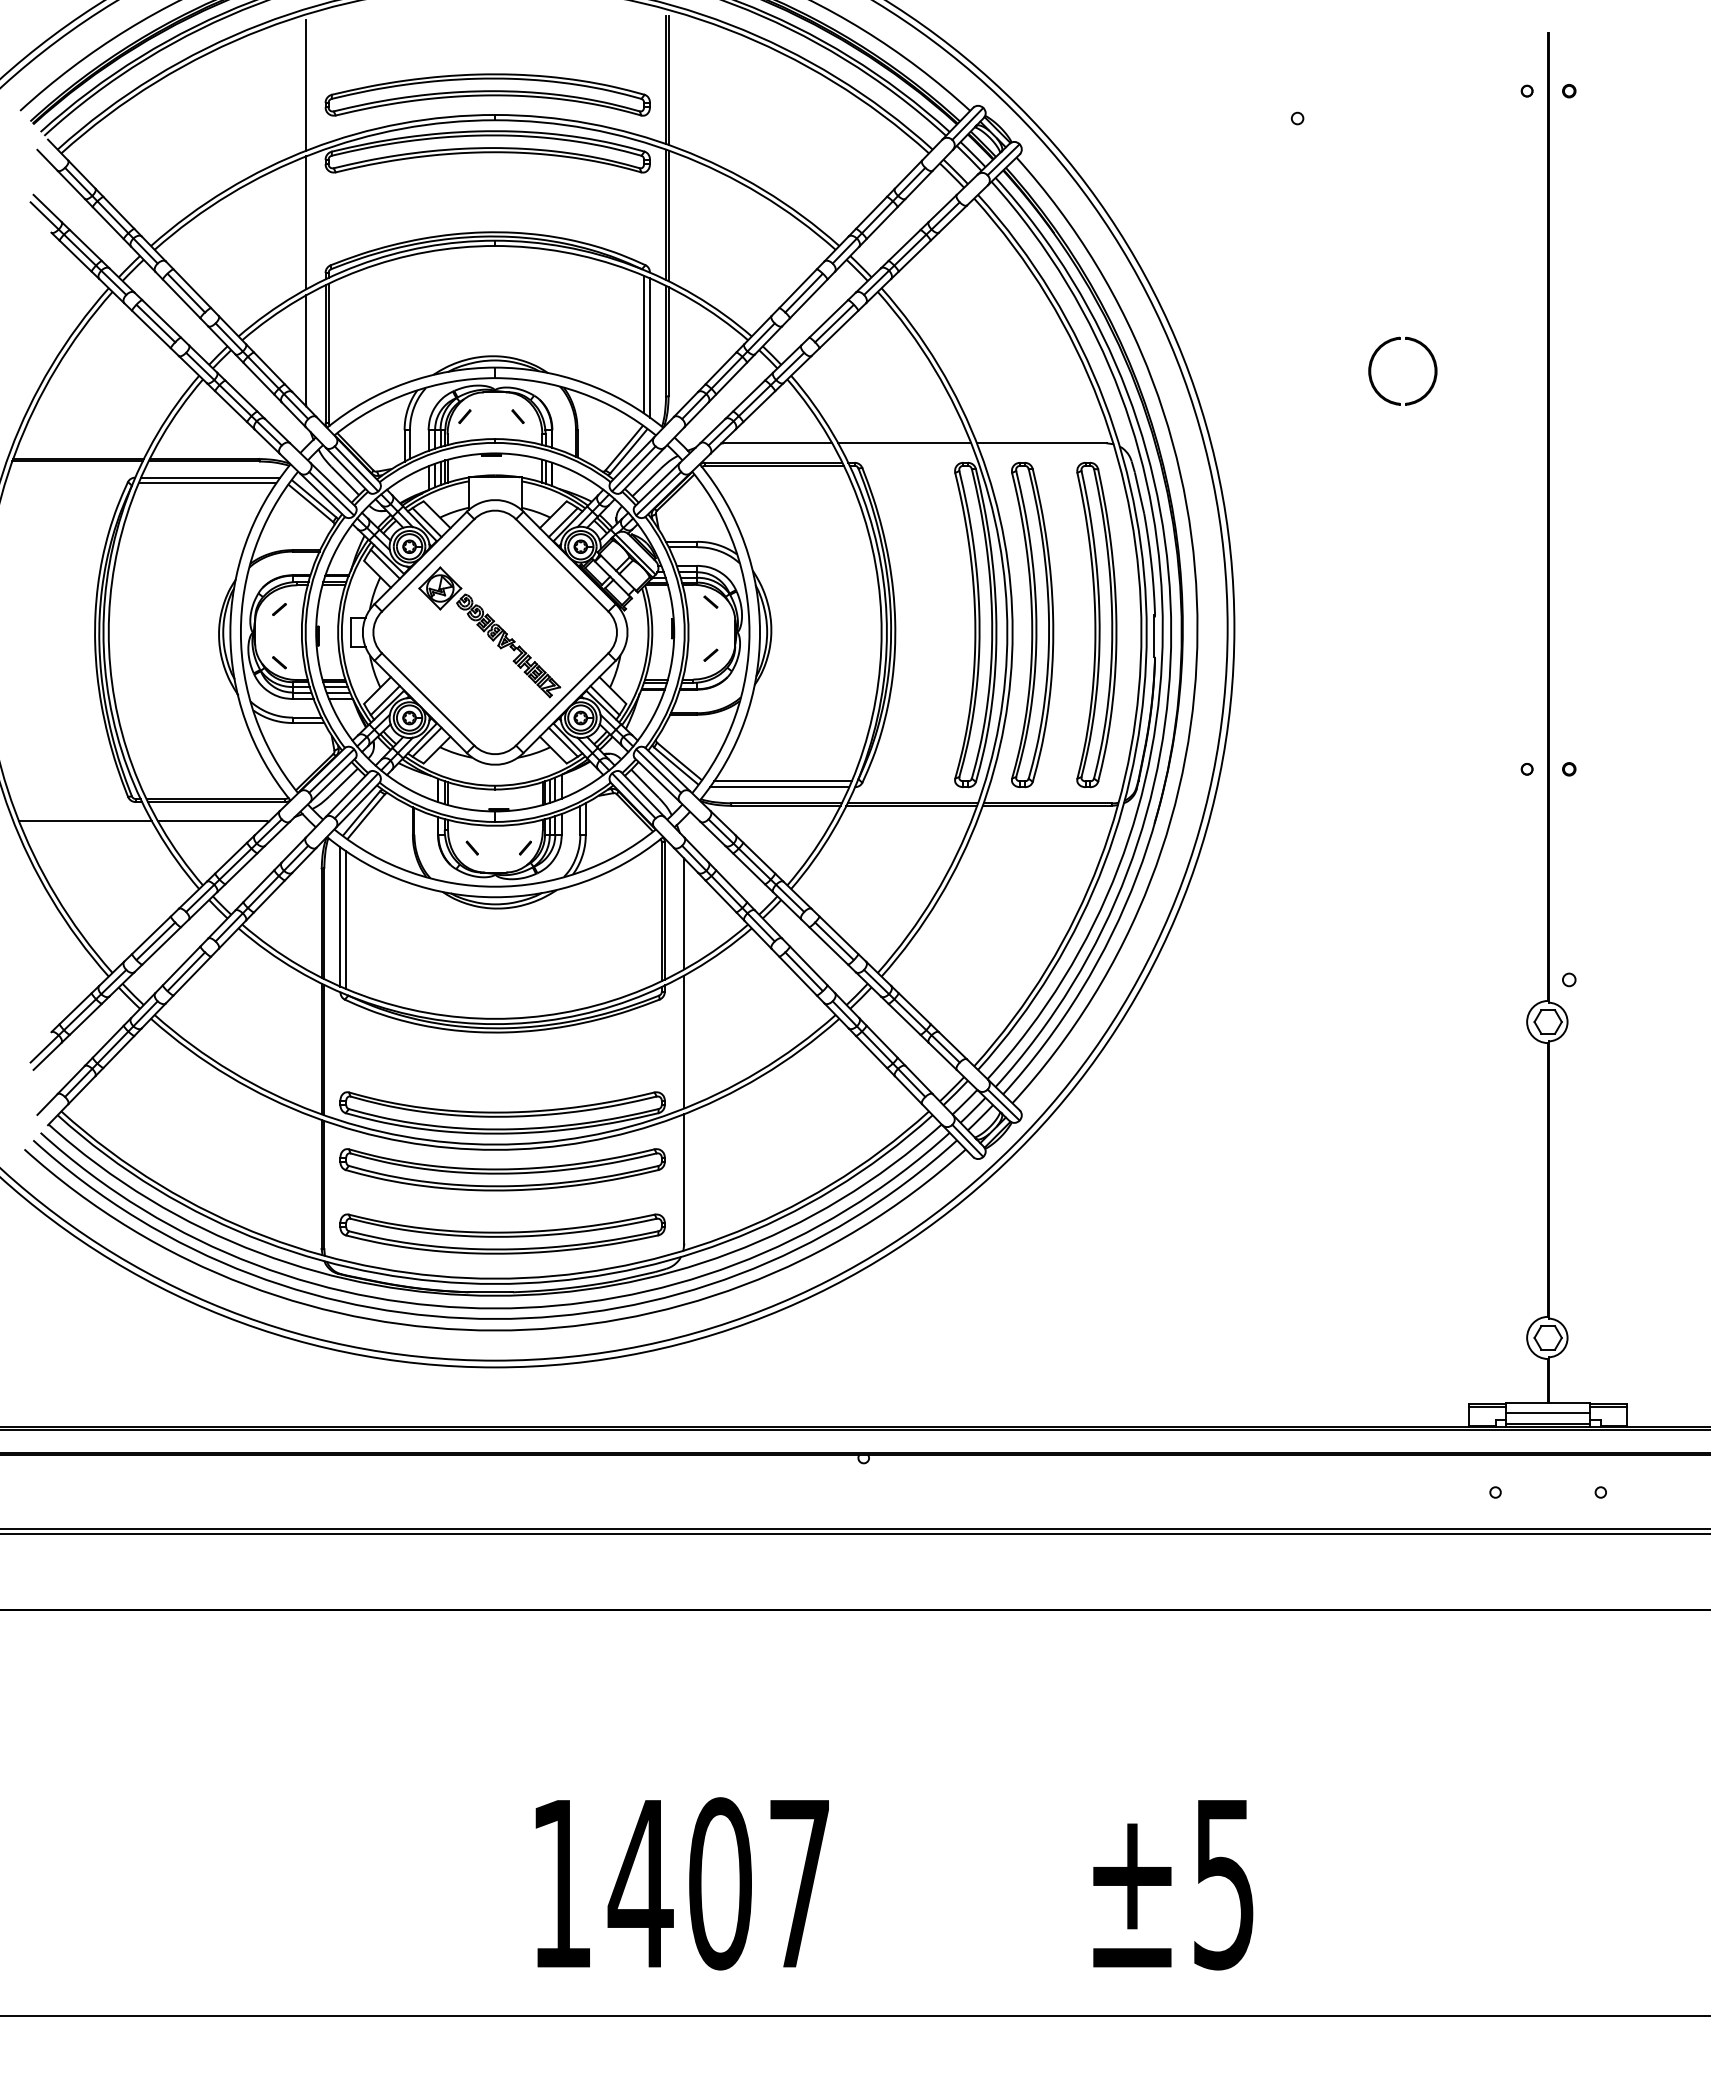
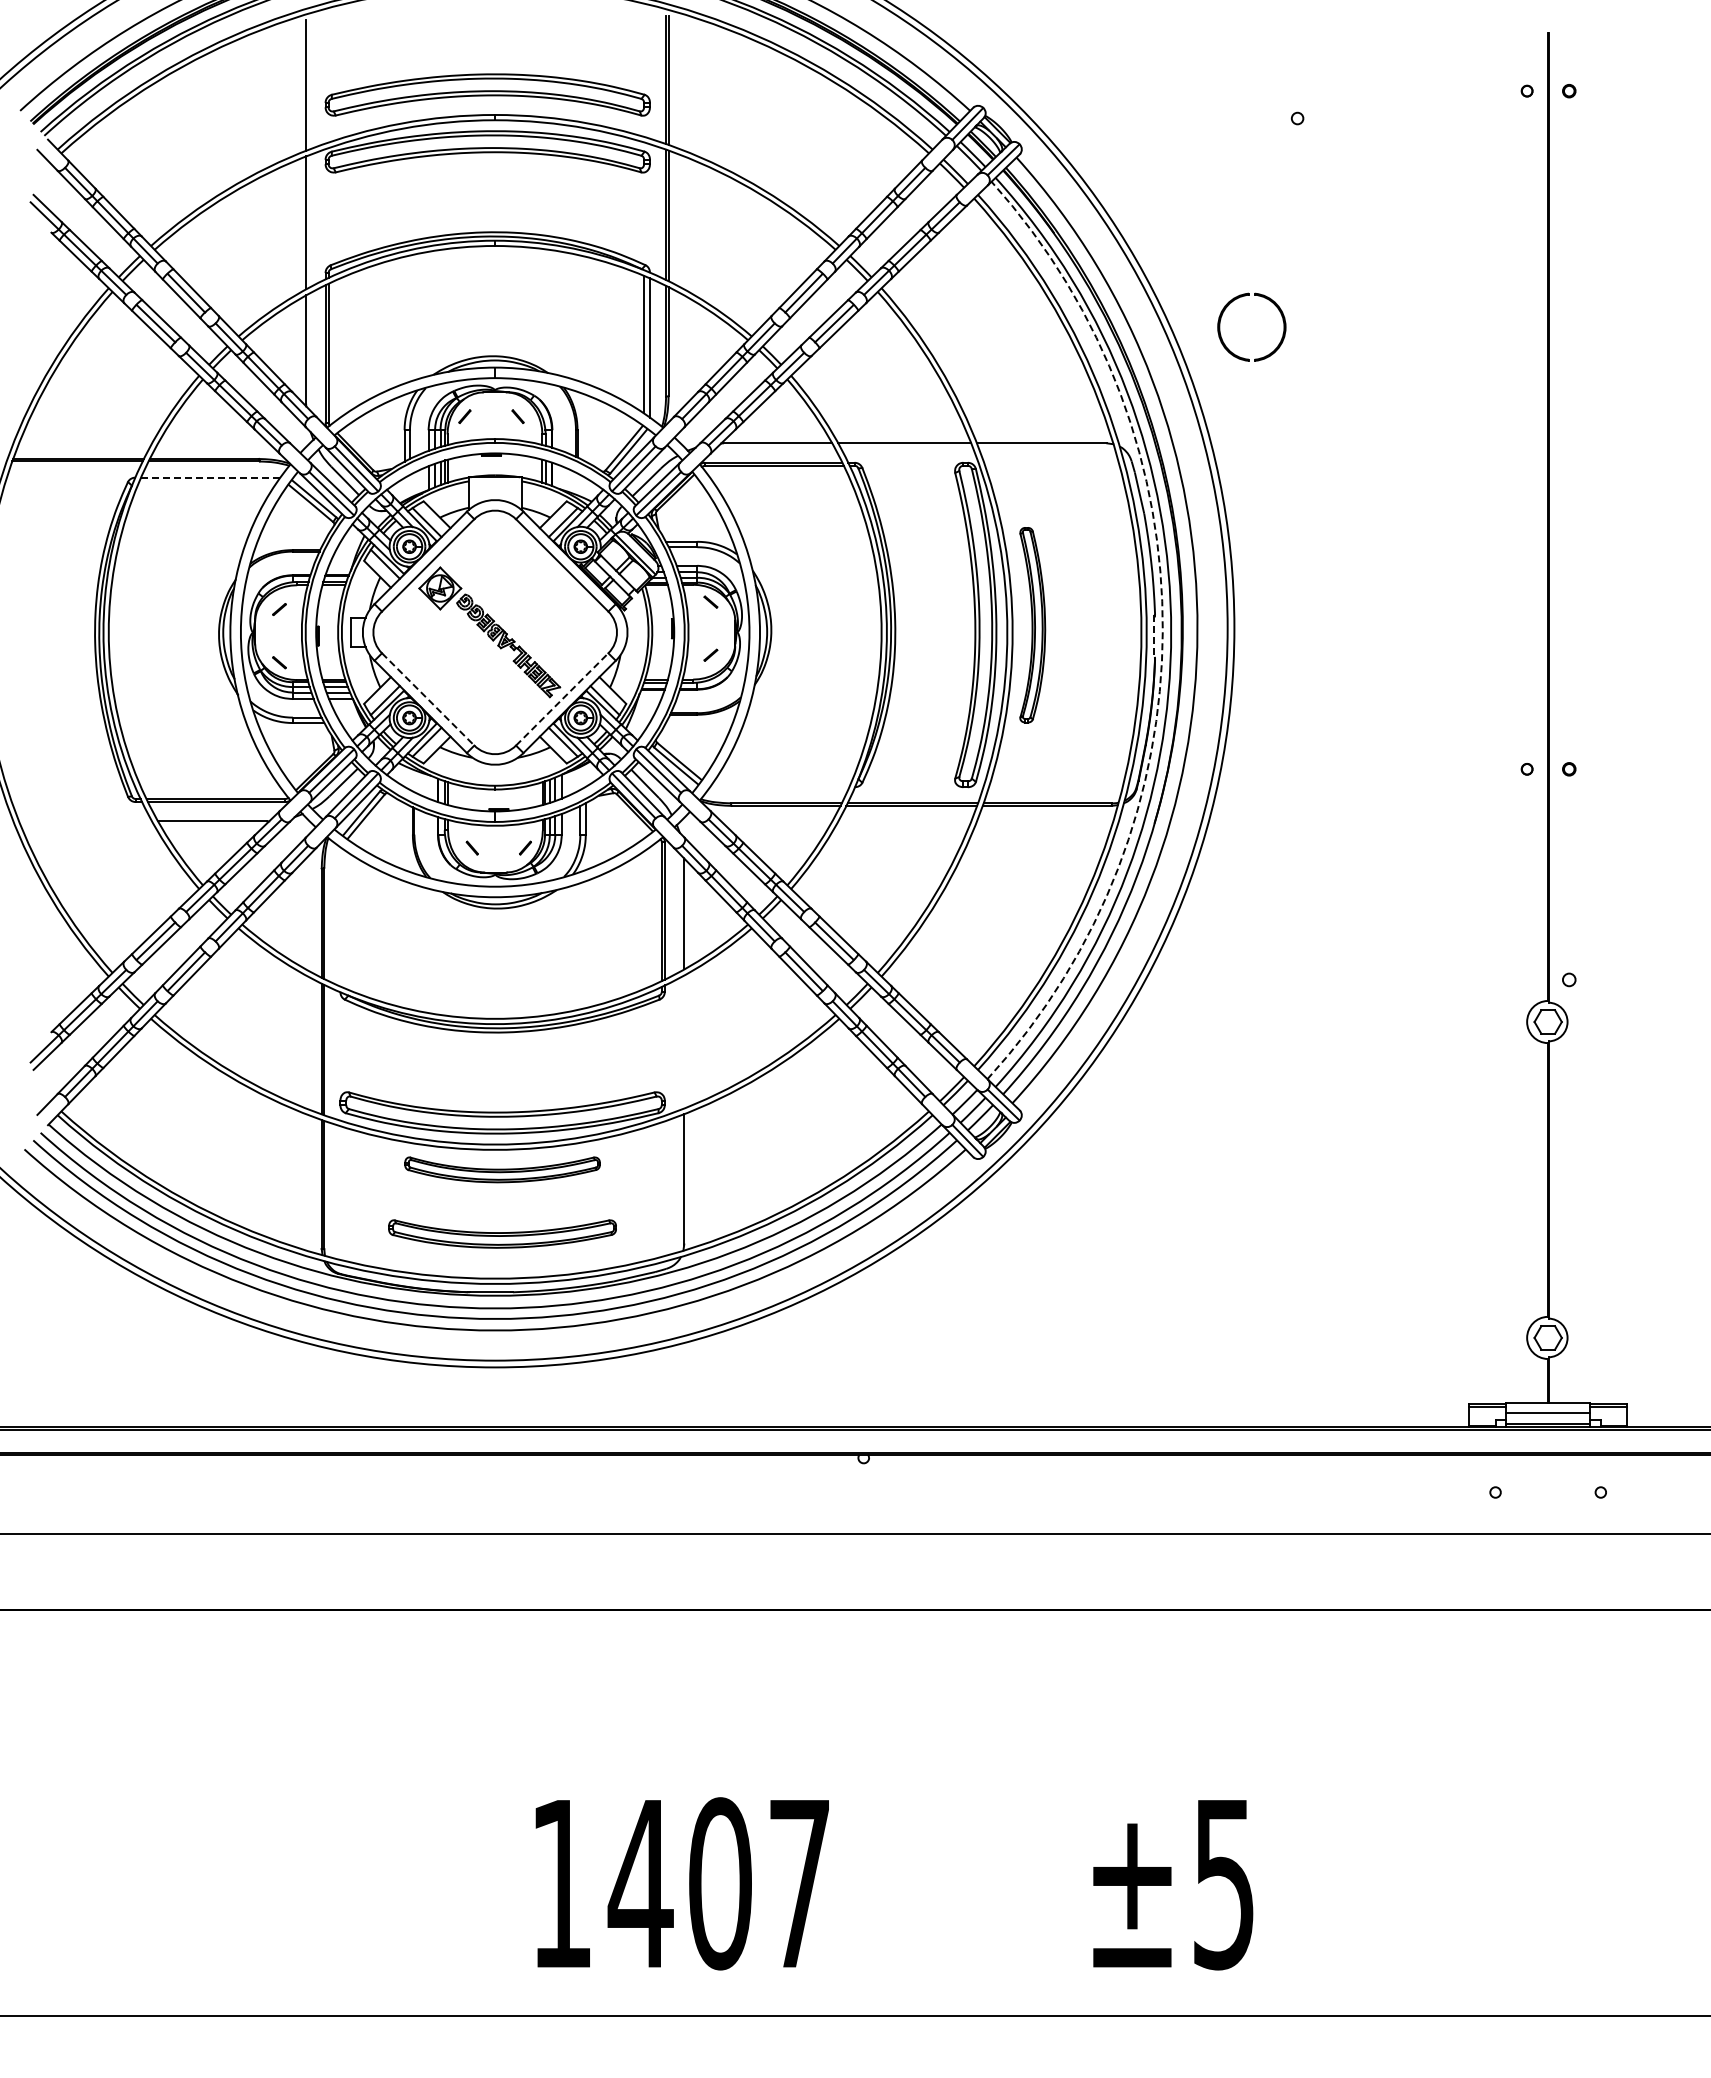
part position: (1388, 343) -> (1237, 299) (1237, 299)
line: solid -> dashed (210, 477)
line: present -> none (207, 483)
part: present -> none (1096, 624)
part size: 44x327 px -> 28x197 px (1032, 625)
arc: solid -> dashed (1162, 631)
line: solid -> dashed (1154, 636)
line: solid -> dashed (428, 699)
line: solid -> dashed (562, 699)
line: present -> none (782, 781)
line: present -> none (779, 787)
line: present -> none (85, 821)
line: present -> none (340, 916)
line: present -> none (346, 920)
line: present -> none (684, 1041)
part size: 327x44 px -> 197x28 px (502, 1169)
part size: 327x42 px -> 229x30 px (502, 1233)
line: present -> none (854, 1528)
